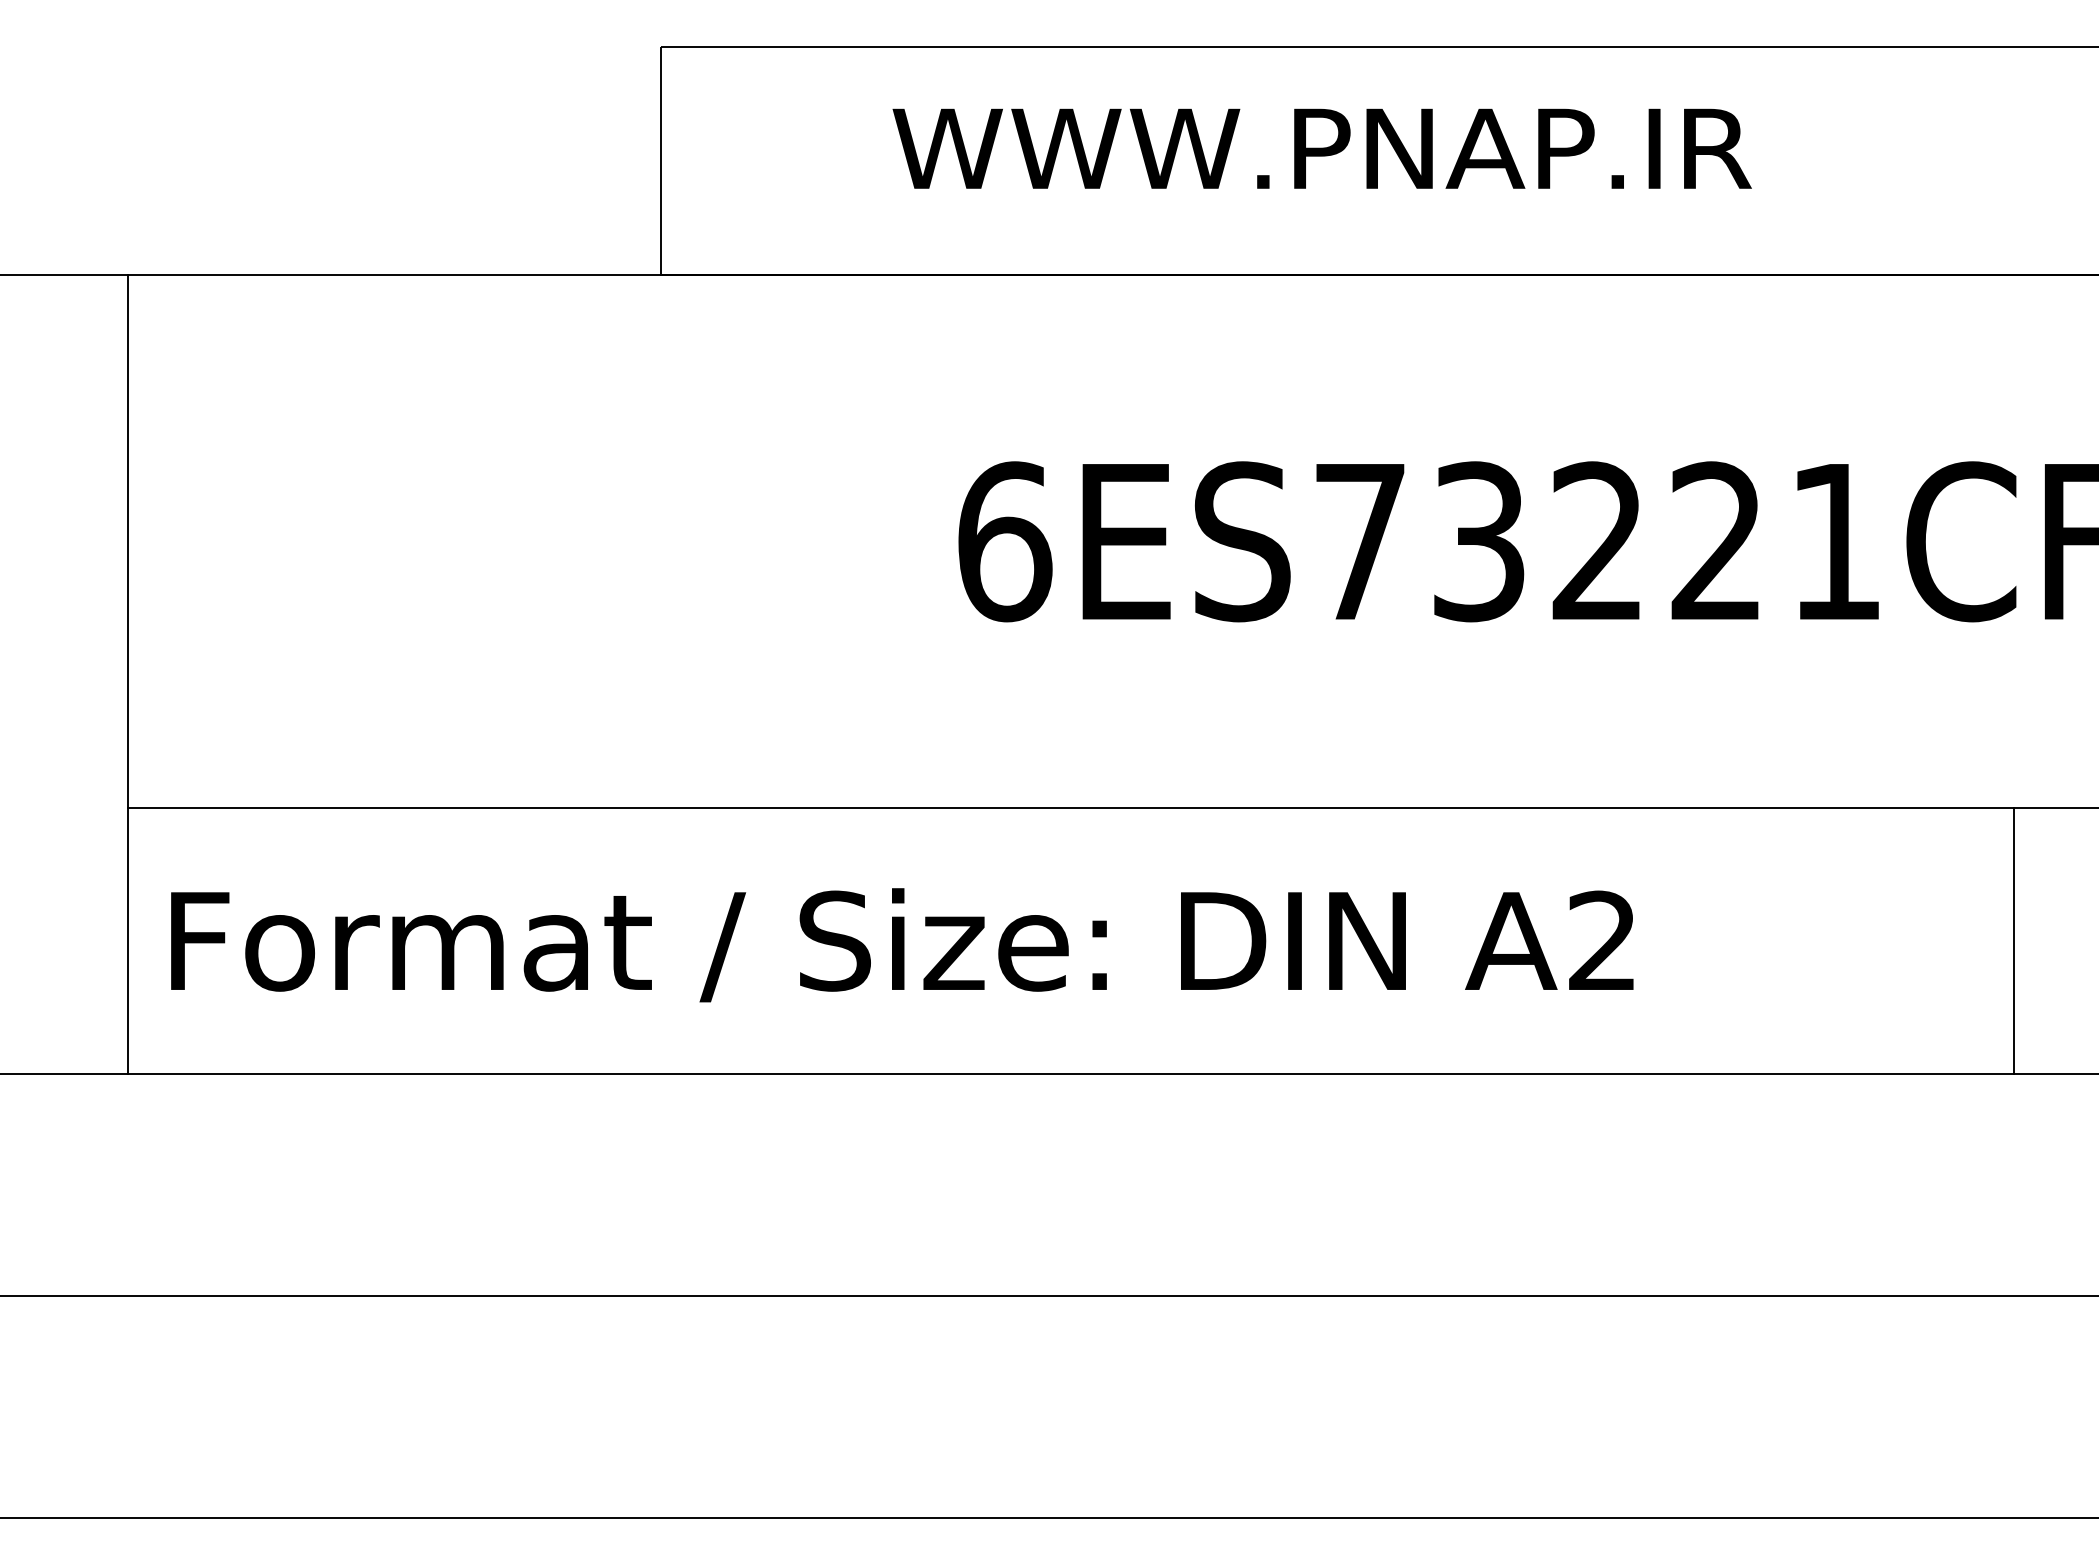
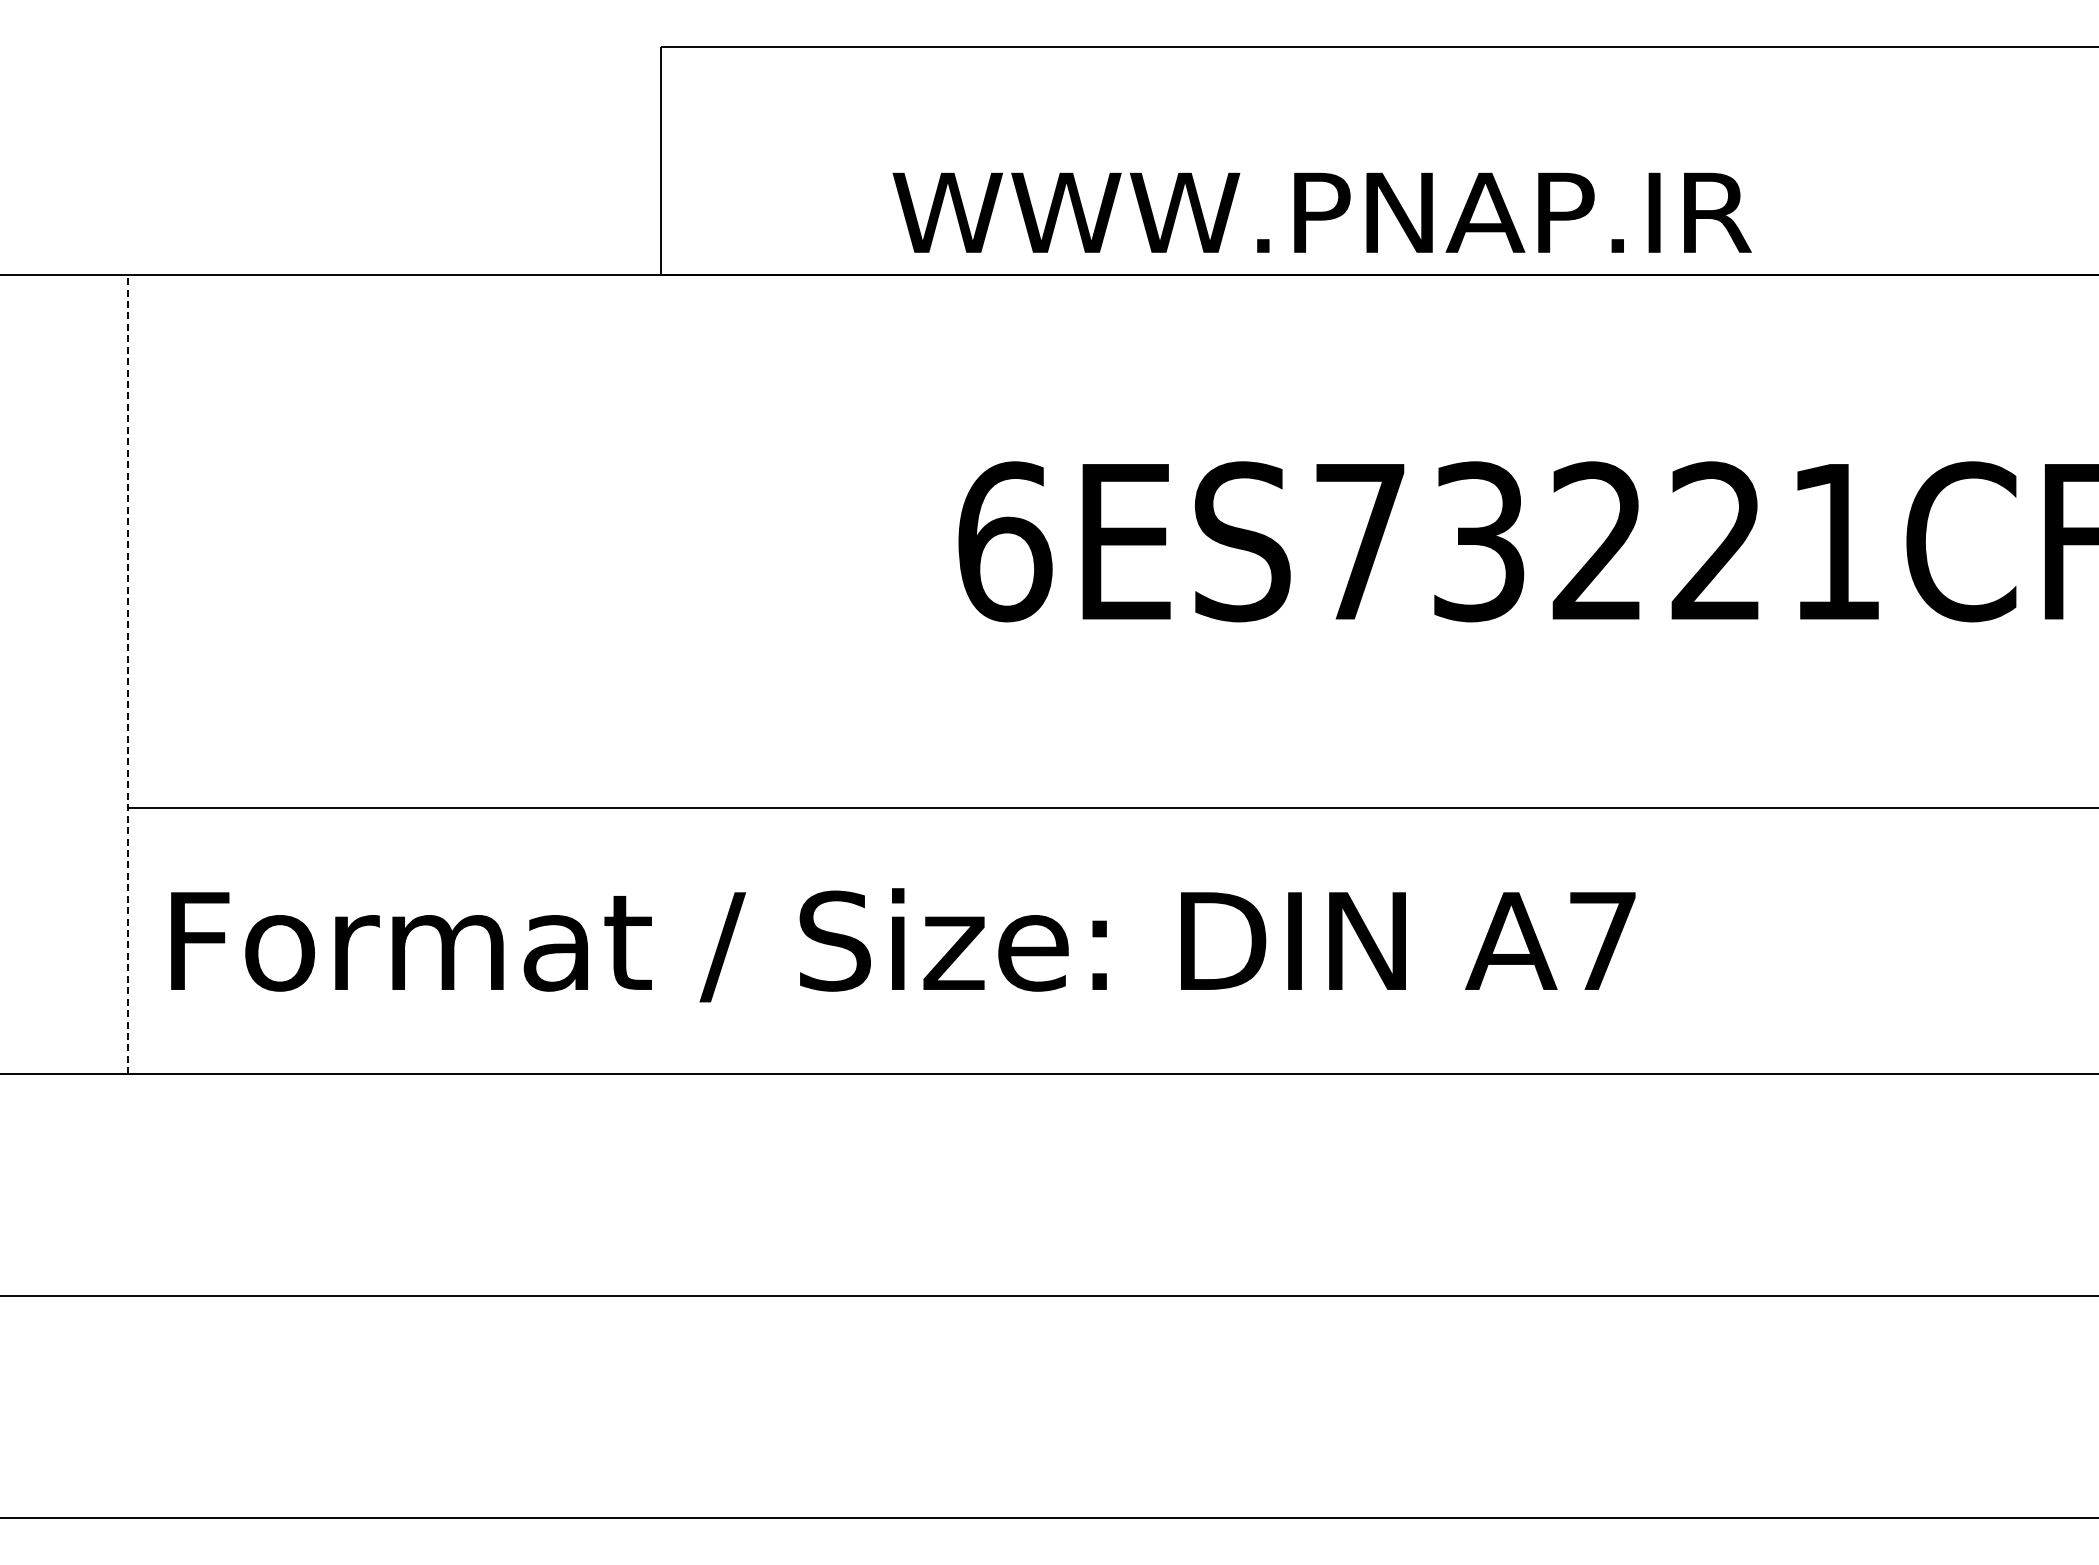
text position: (1321, 148) -> (1321, 212) (1321, 212)
line: solid -> dashed (128, 674)
text: A2 -> A7 (1602, 939)
line: present -> none (2014, 941)
